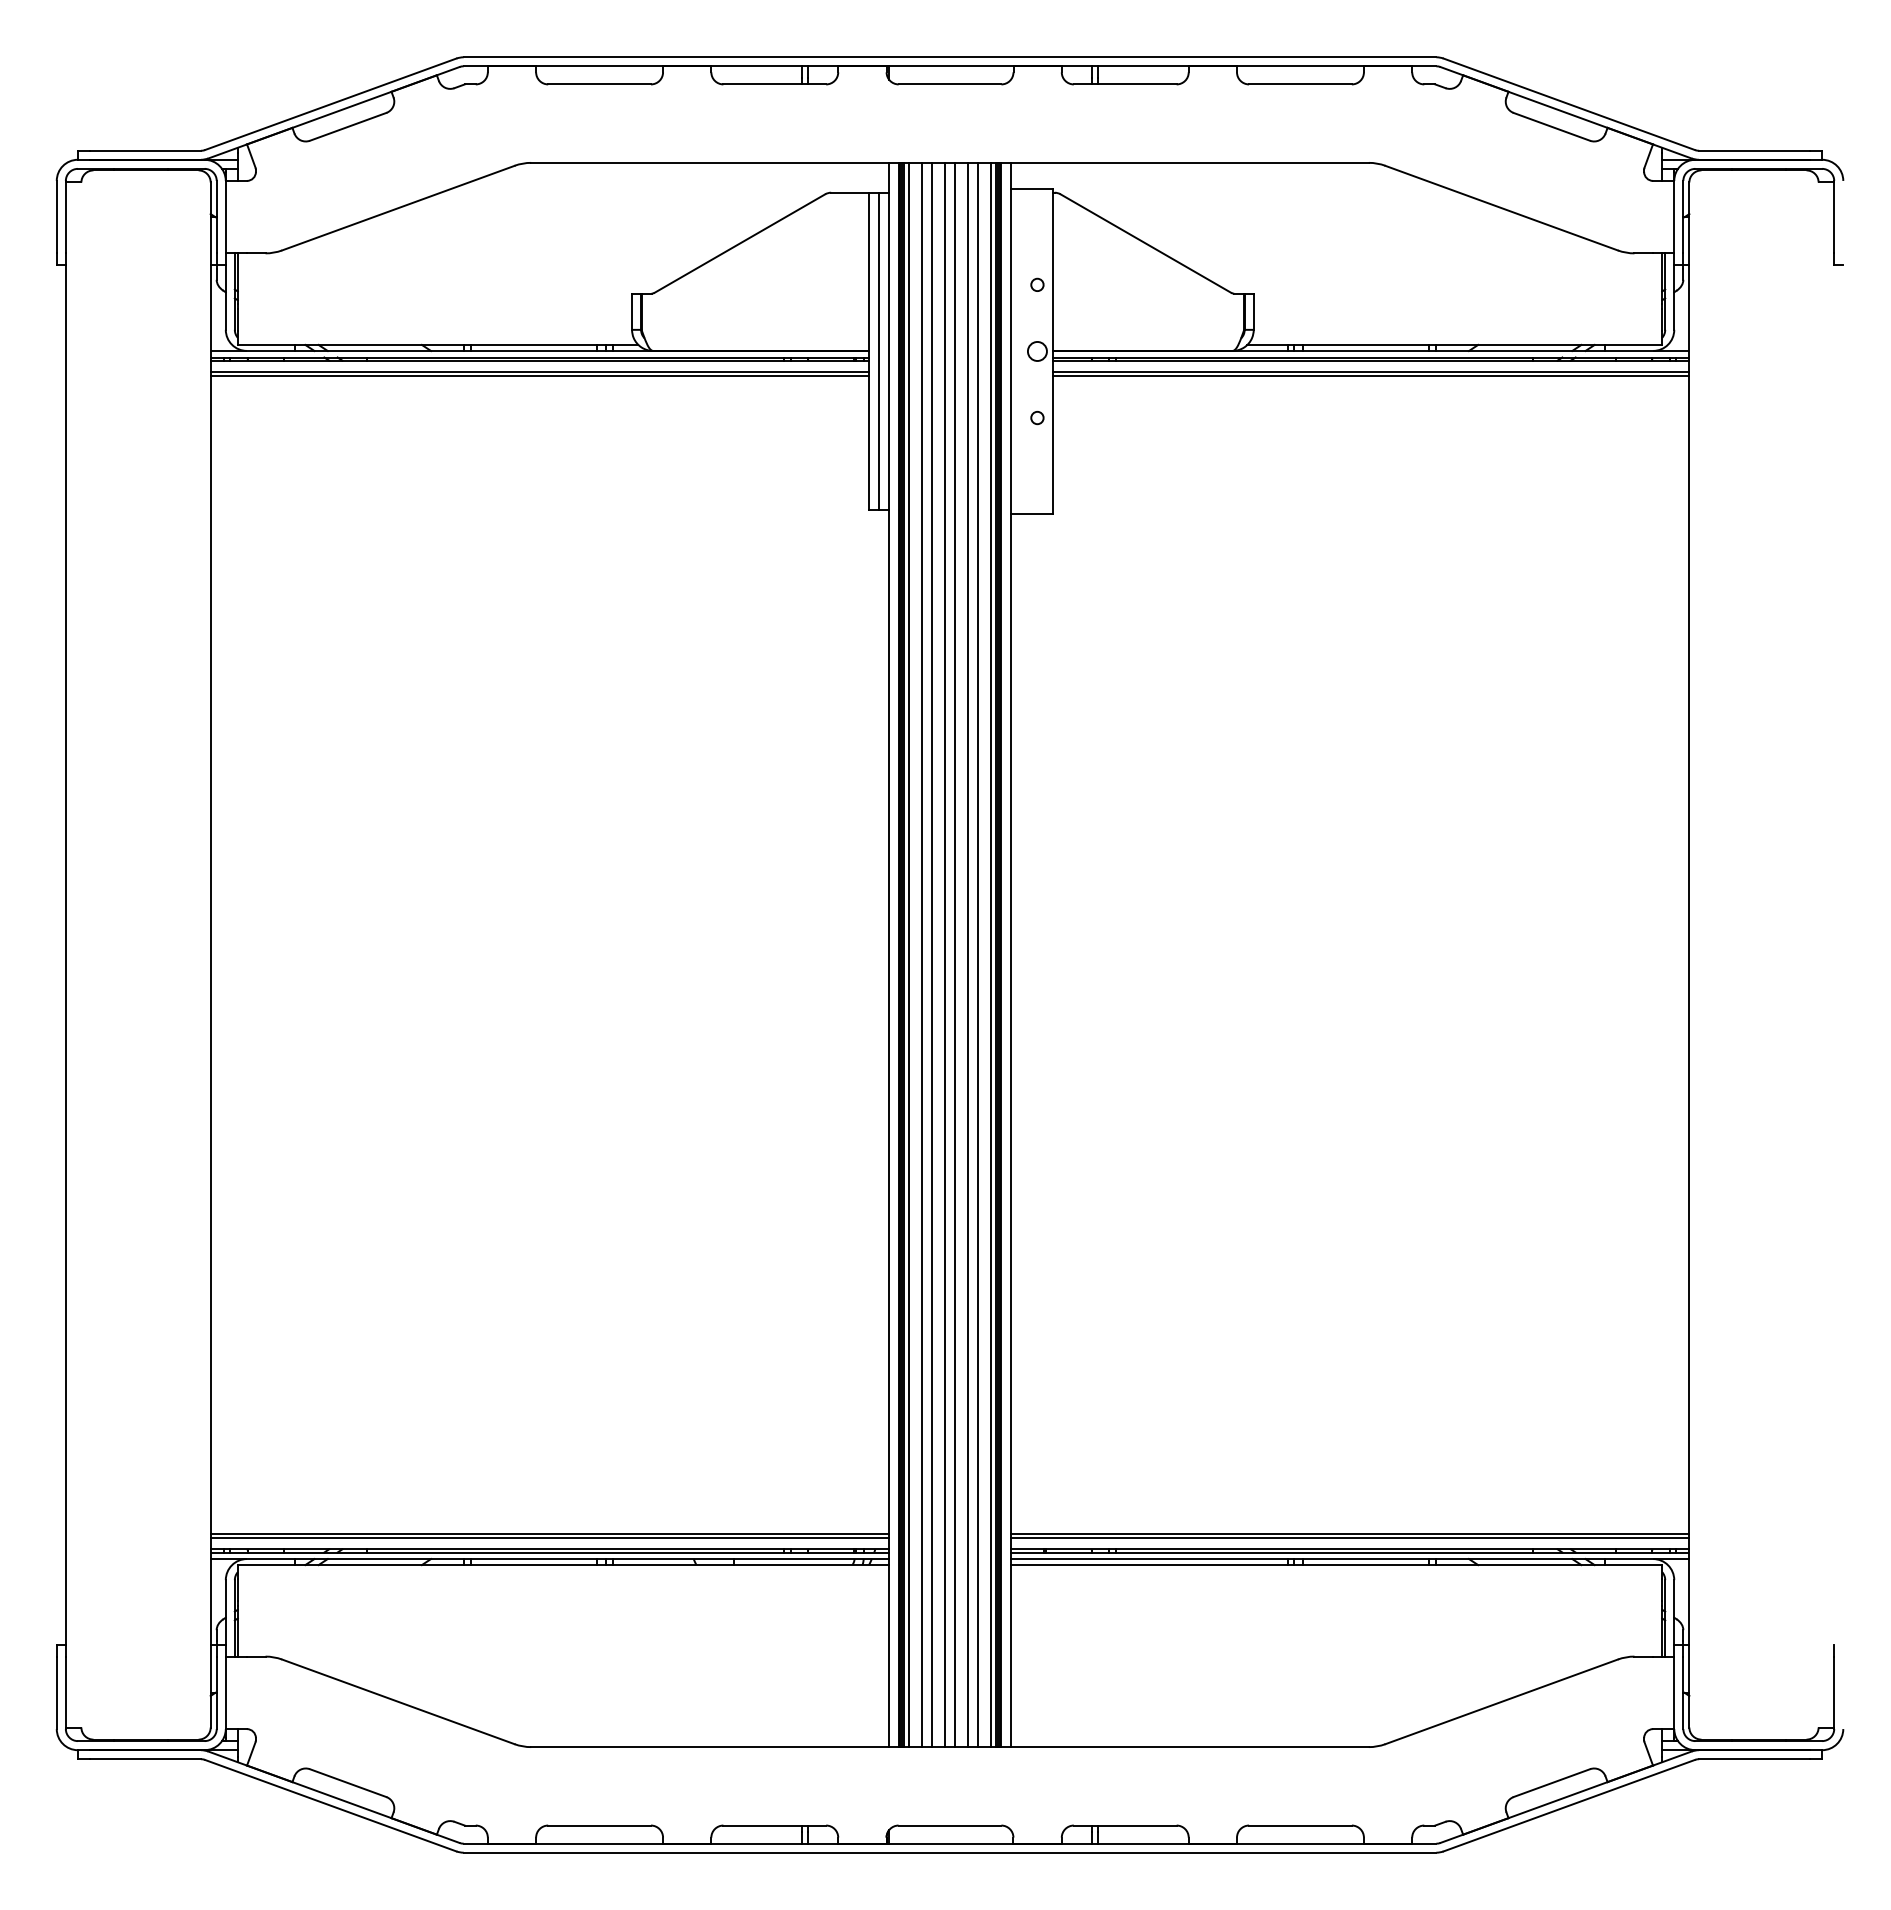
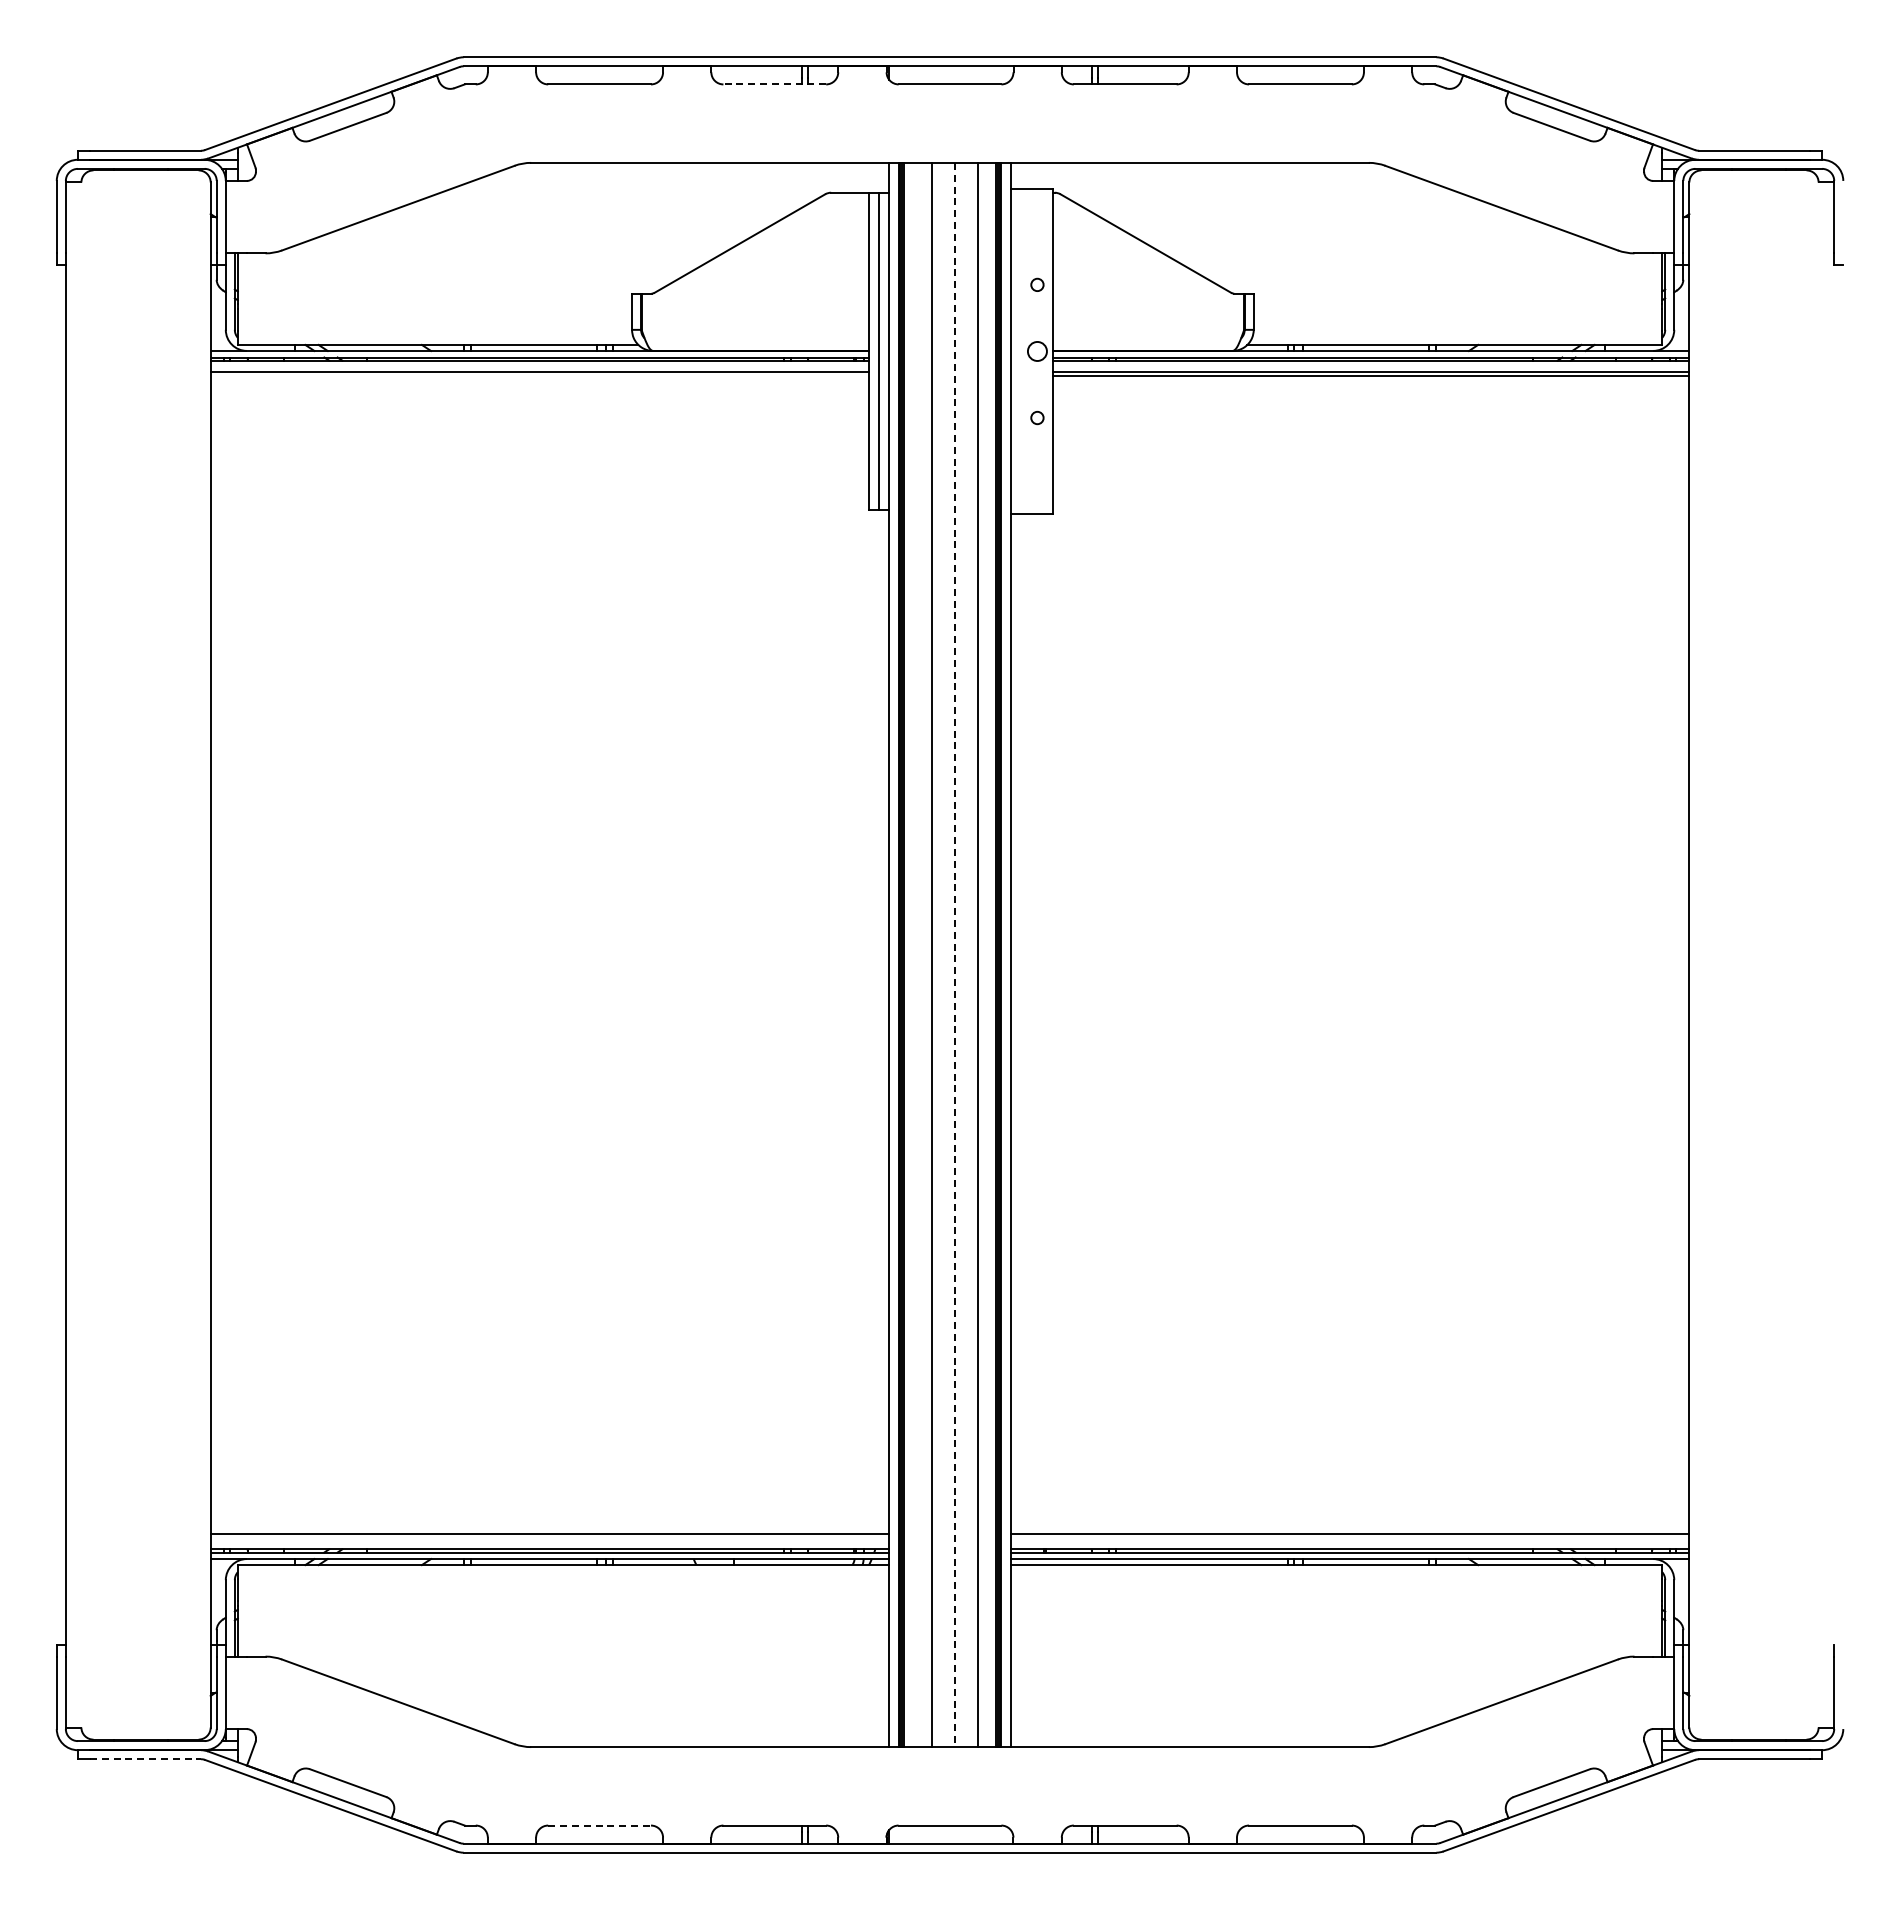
line: solid -> dashed (774, 84)
line: present -> none (539, 375)
line: present -> none (908, 954)
line: present -> none (922, 954)
line: present -> none (945, 954)
line: present -> none (968, 954)
line: present -> none (991, 954)
line: solid -> dashed (954, 955)
line: present -> none (549, 1537)
line: present -> none (1349, 1537)
line: solid -> dashed (145, 1759)
line: solid -> dashed (600, 1825)
